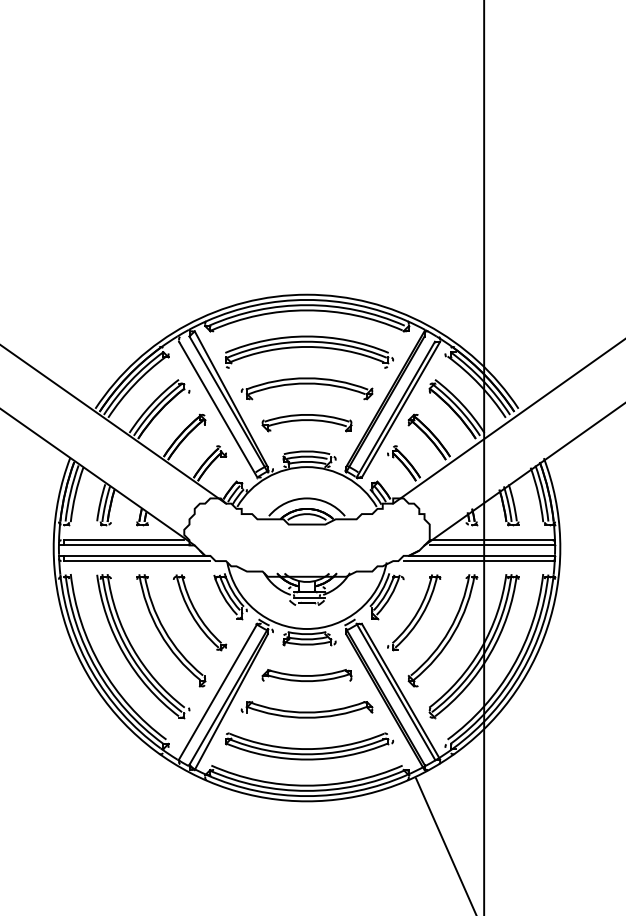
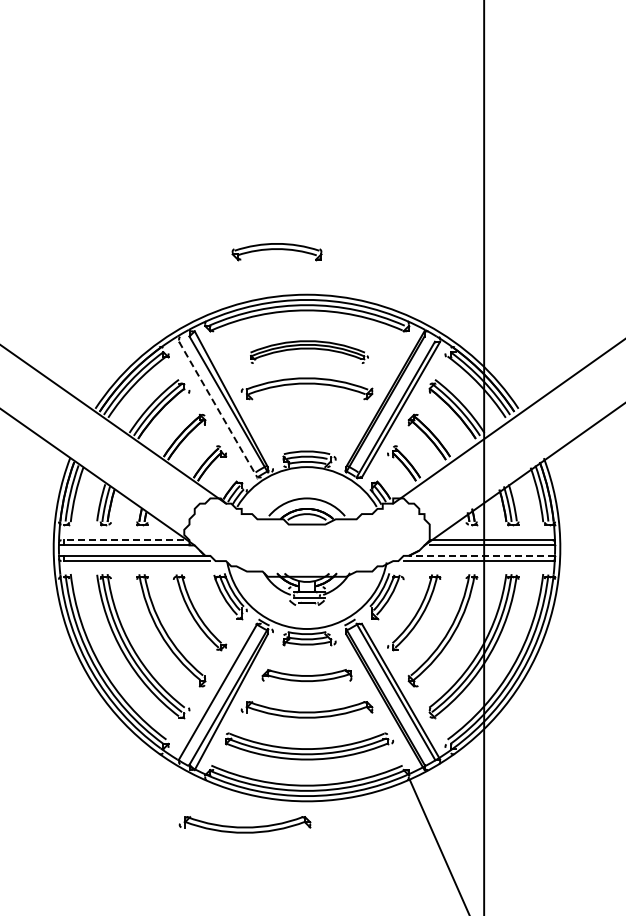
part size: 169x34 px -> 119x24 px (309, 351)
line: solid -> dashed (218, 410)
part position: (306, 423) -> (276, 252) (276, 252)
line: solid -> dashed (123, 540)
line: solid -> dashed (481, 555)
part: none -> present (244, 824)
line position: (445, 845) -> (439, 846) (439, 846)
